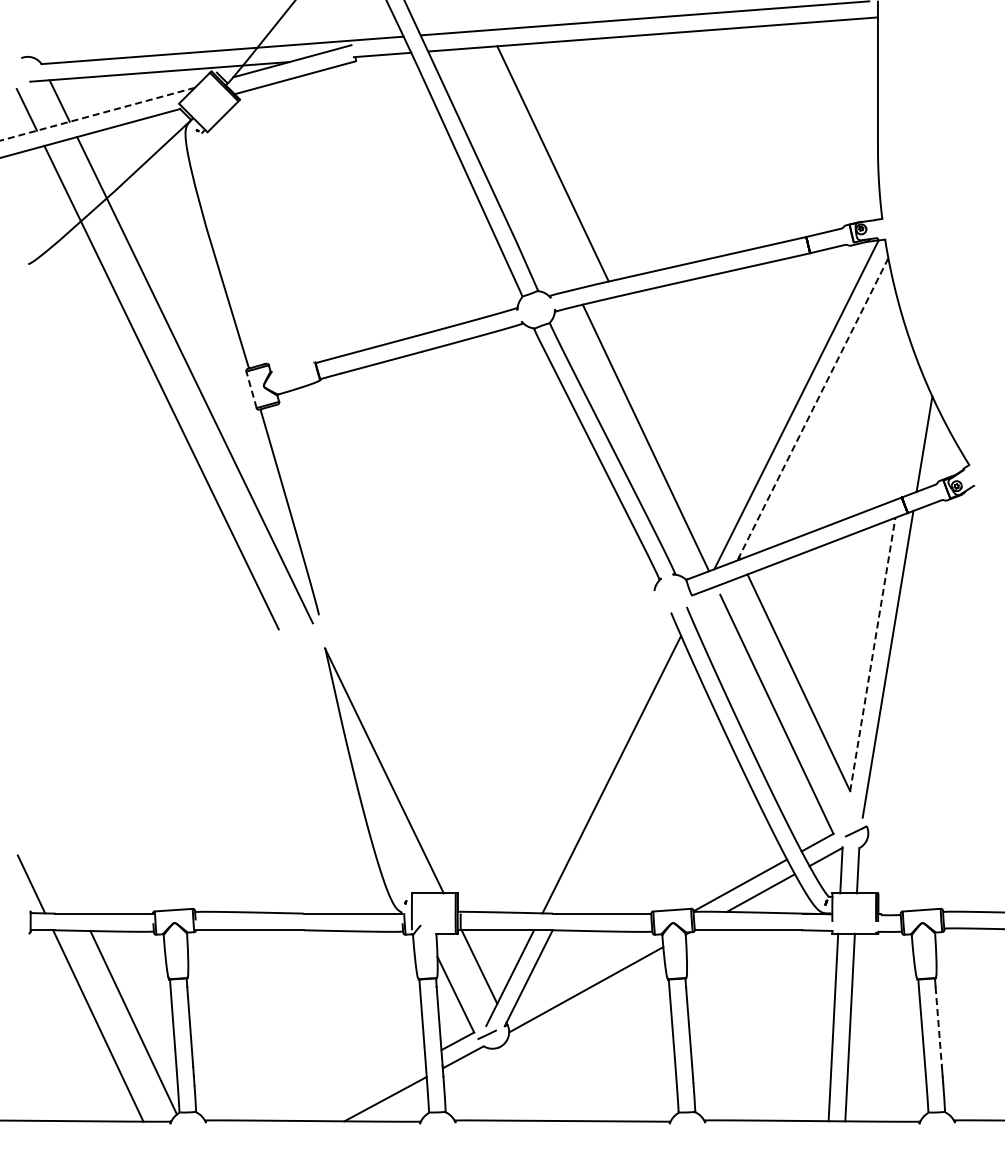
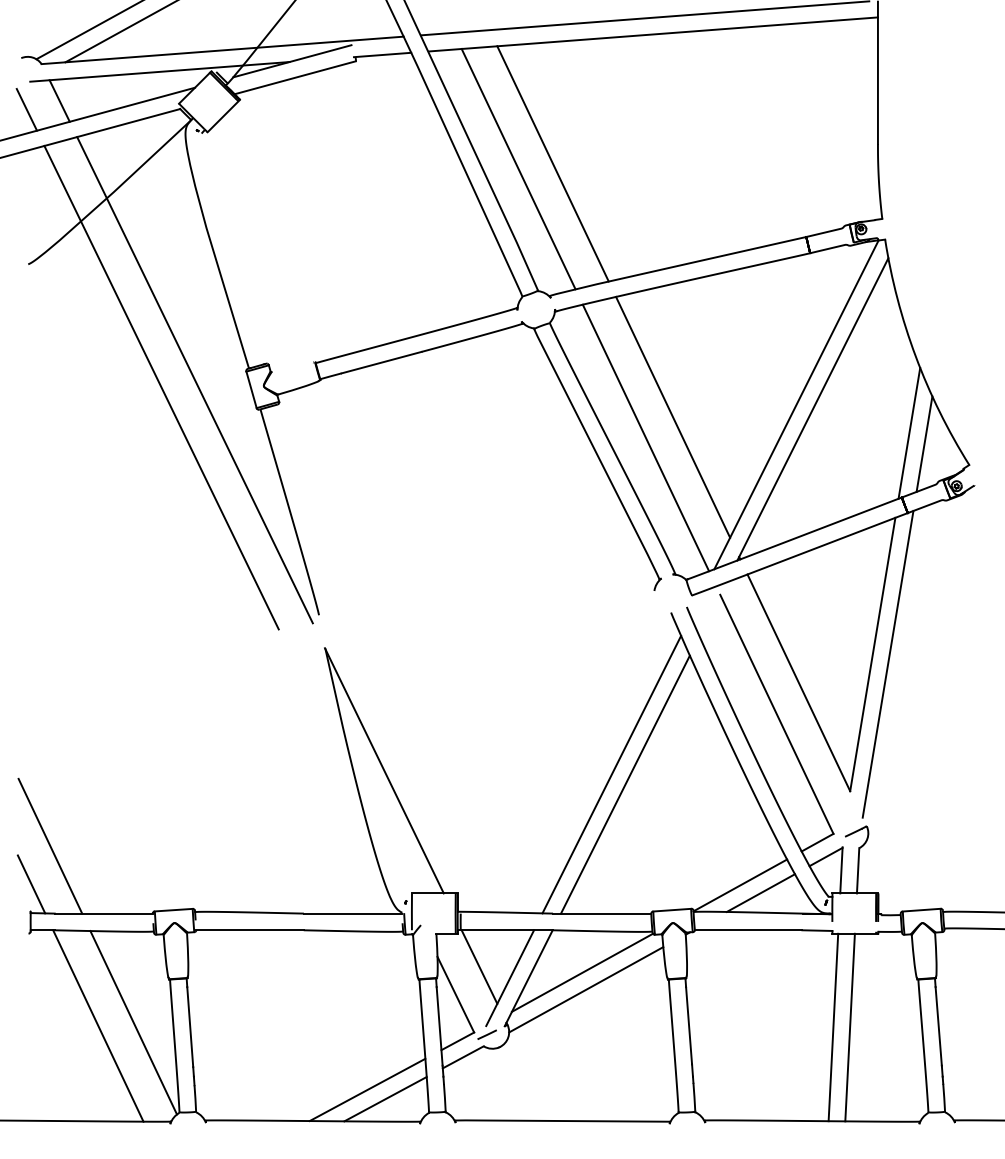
line: none -> present (88, 30)
line: none -> present (119, 32)
line: dashed -> solid (97, 114)
line: none -> present (518, 168)
line: dashed -> solid (251, 389)
line: dashed -> solid (812, 409)
line: none -> present (673, 416)
line: none -> present (909, 433)
line: dashed -> solid (872, 654)
line: none -> present (625, 784)
line: none -> present (50, 845)
line: none -> present (581, 972)
line: dashed -> solid (938, 1026)
line: none -> present (367, 1089)
